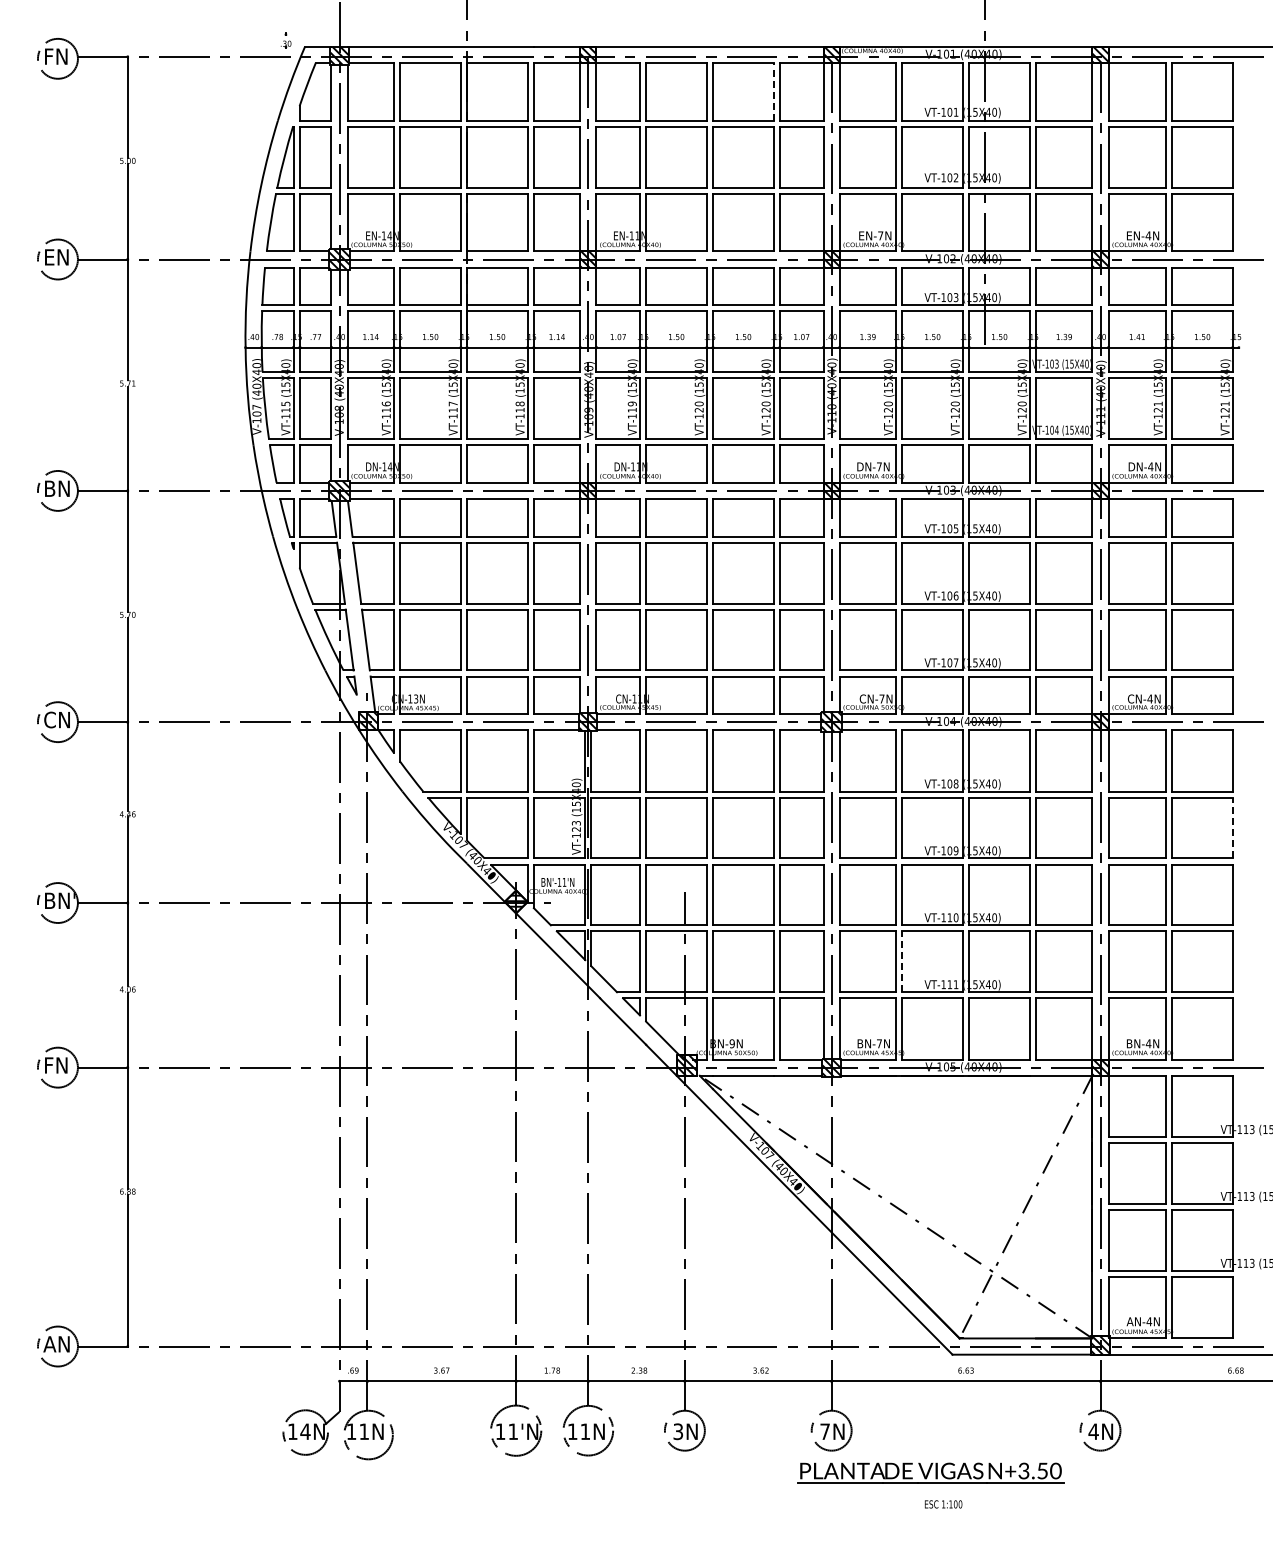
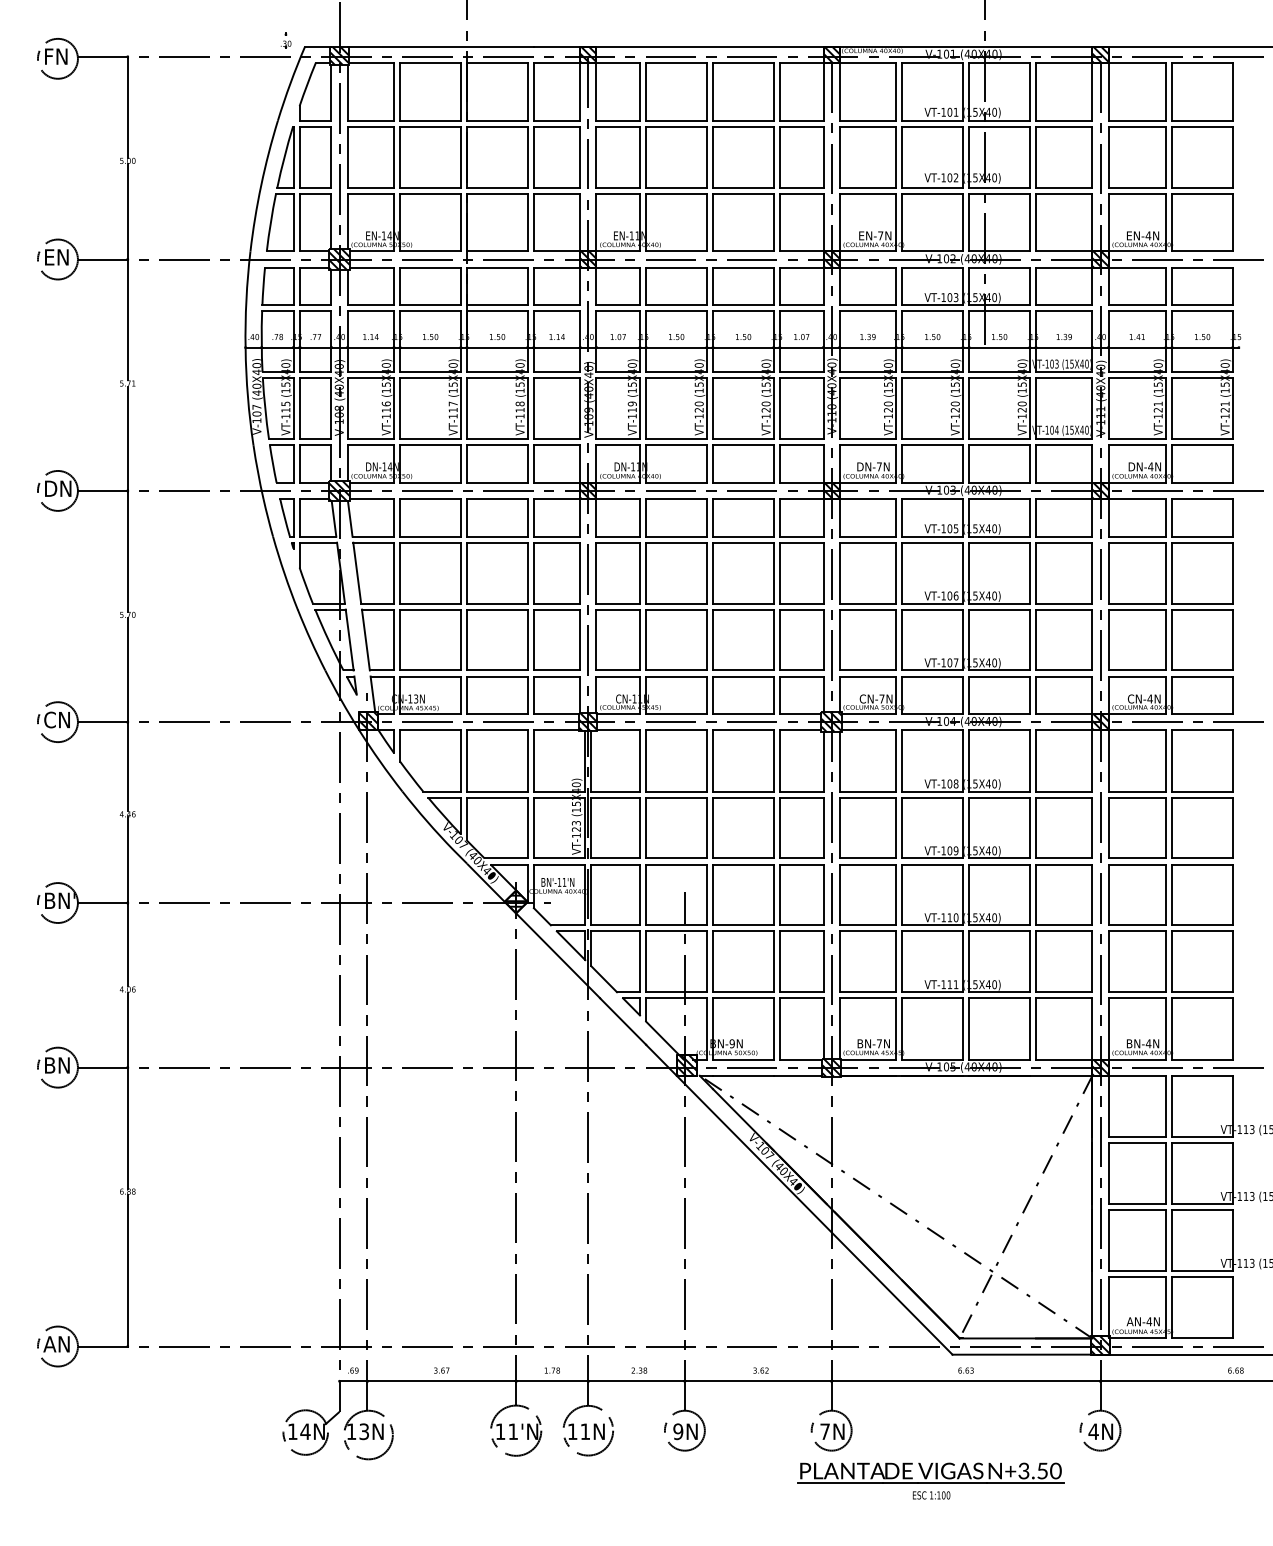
line: dashed -> solid (773, 91)
text: BN -> DN (59, 488)
line: dashed -> solid (1232, 827)
line: dashed -> solid (902, 961)
text: FN -> BN (58, 1065)
text: 11N -> 13N (363, 1431)
text: 3N -> 9N (678, 1431)
text position: (943, 1504) -> (931, 1495) (931, 1495)
